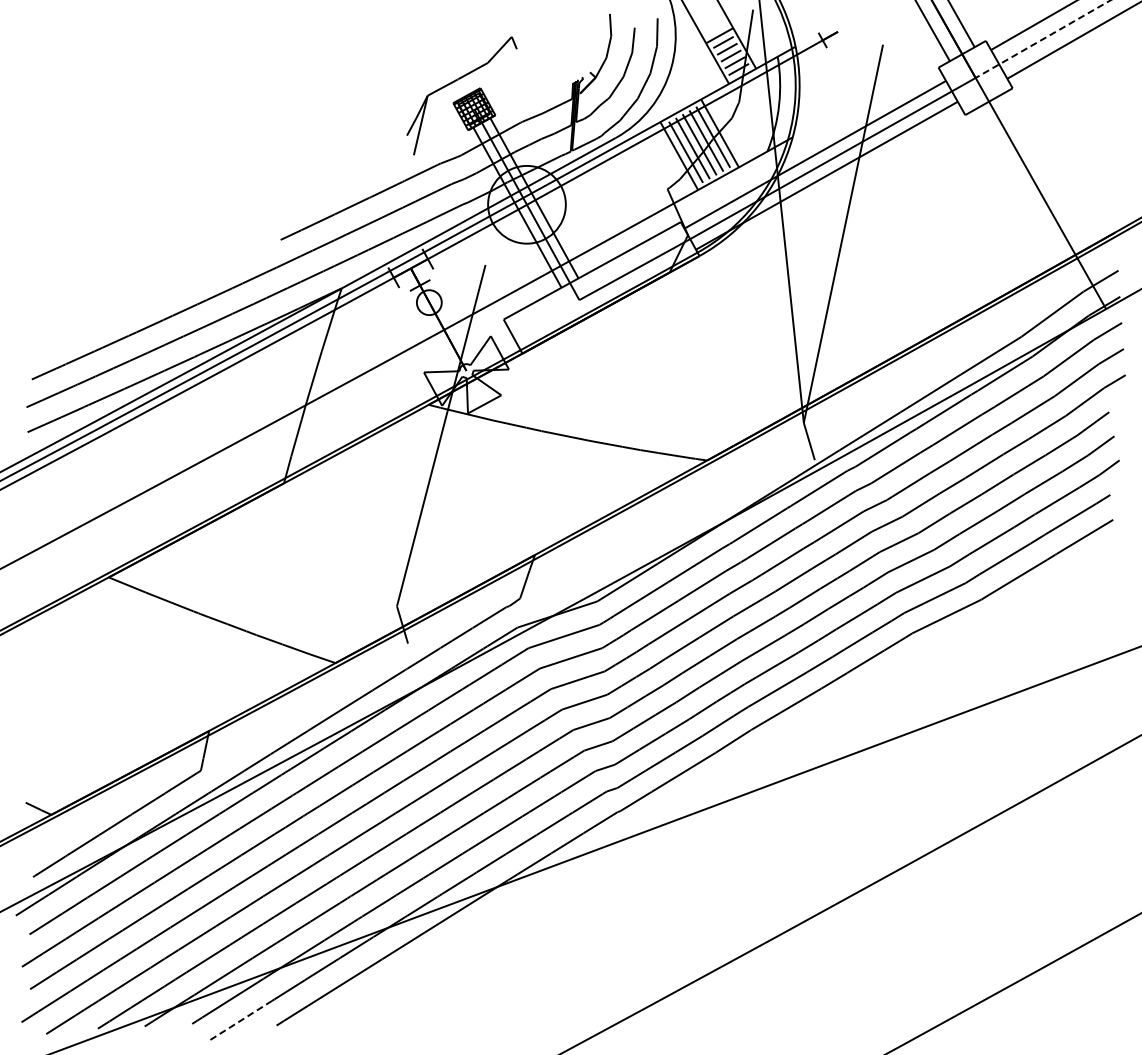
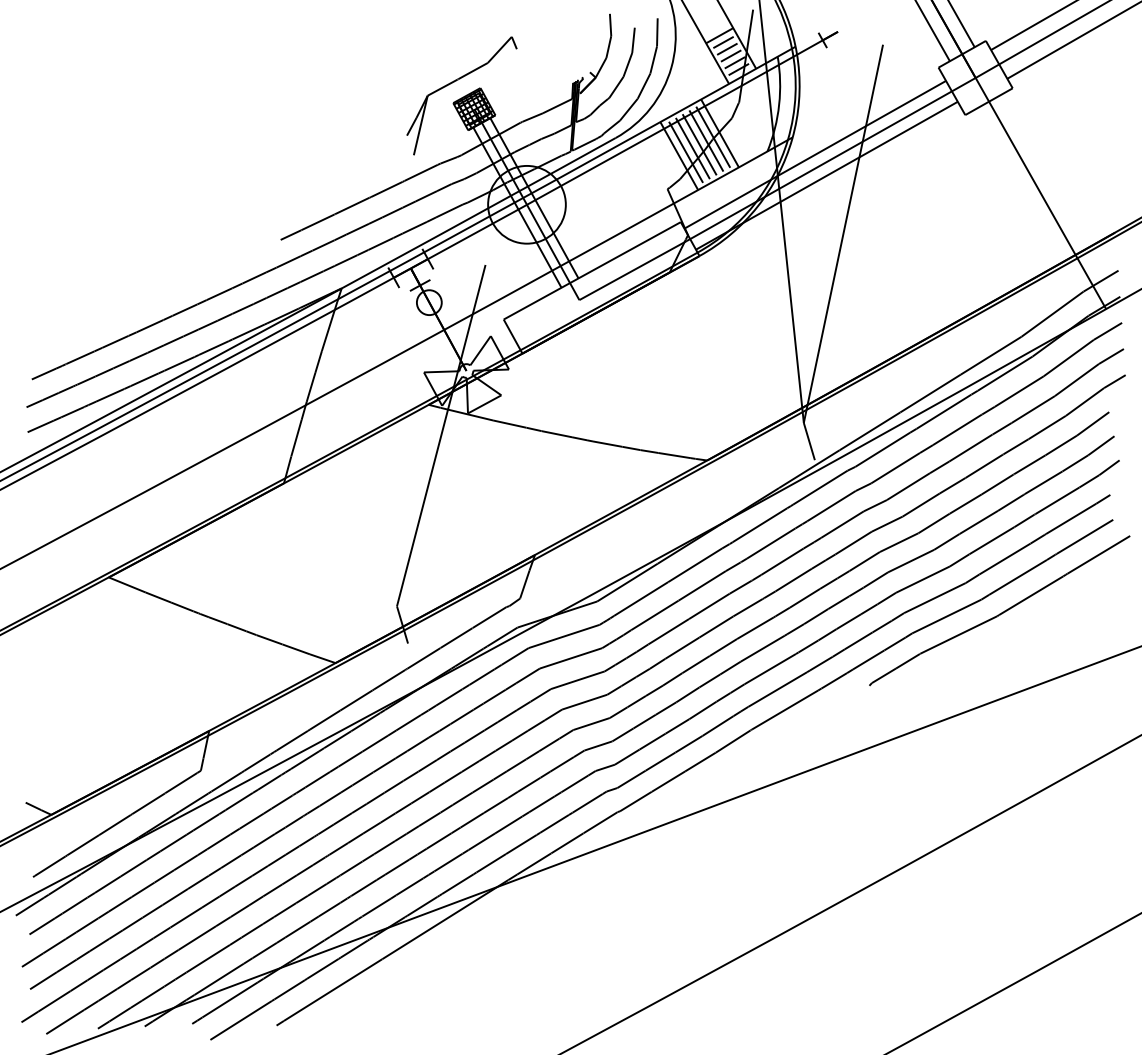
line: dashed -> solid (1043, 39)
part: none -> present (999, 610)
line: dashed -> solid (241, 1020)
